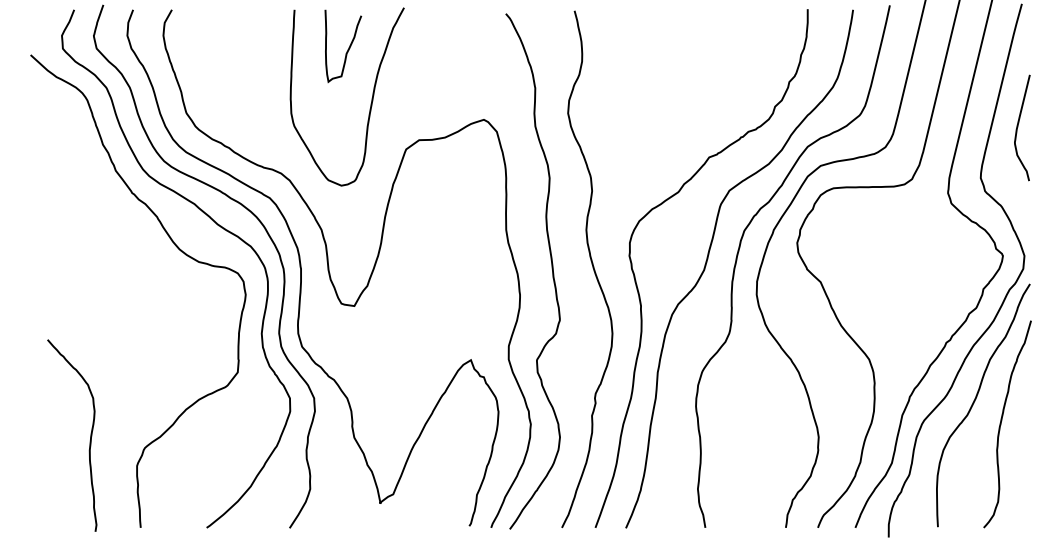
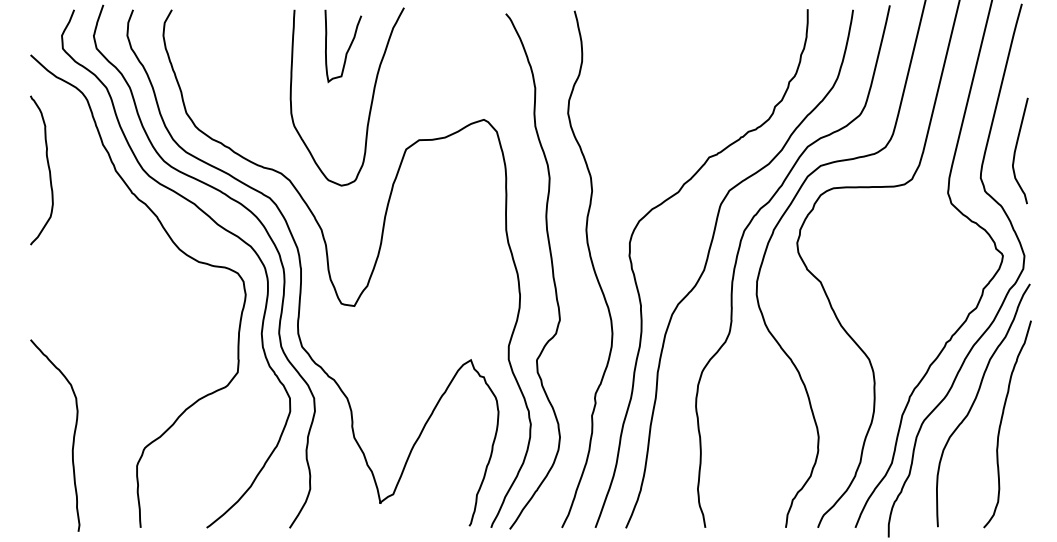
curve position: (1018, 127) -> (1016, 150) (1016, 150)
curve: none -> present (48, 170)
curve position: (90, 435) -> (73, 435) (73, 435)
